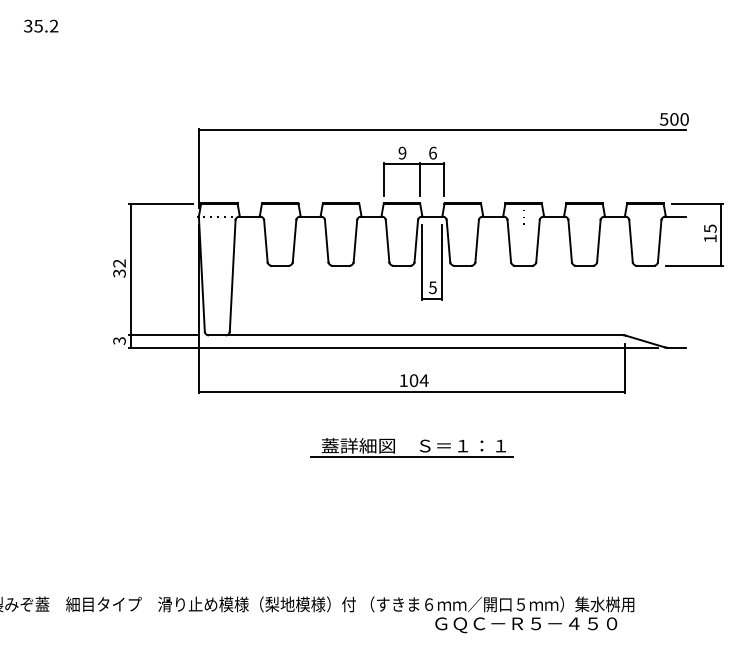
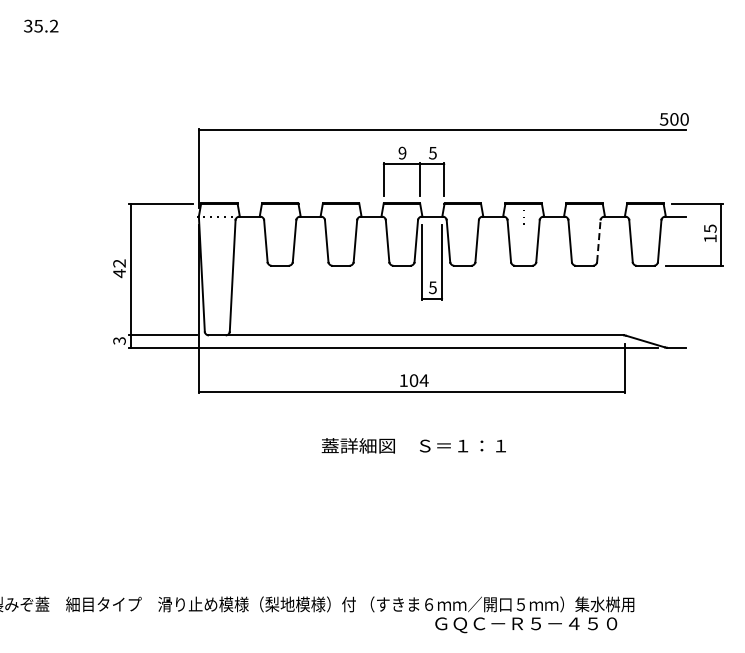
text: 6 -> 5 (432, 152)
line: solid -> dashed (598, 241)
text: 32 -> 42 (119, 273)
line: present -> none (411, 457)
